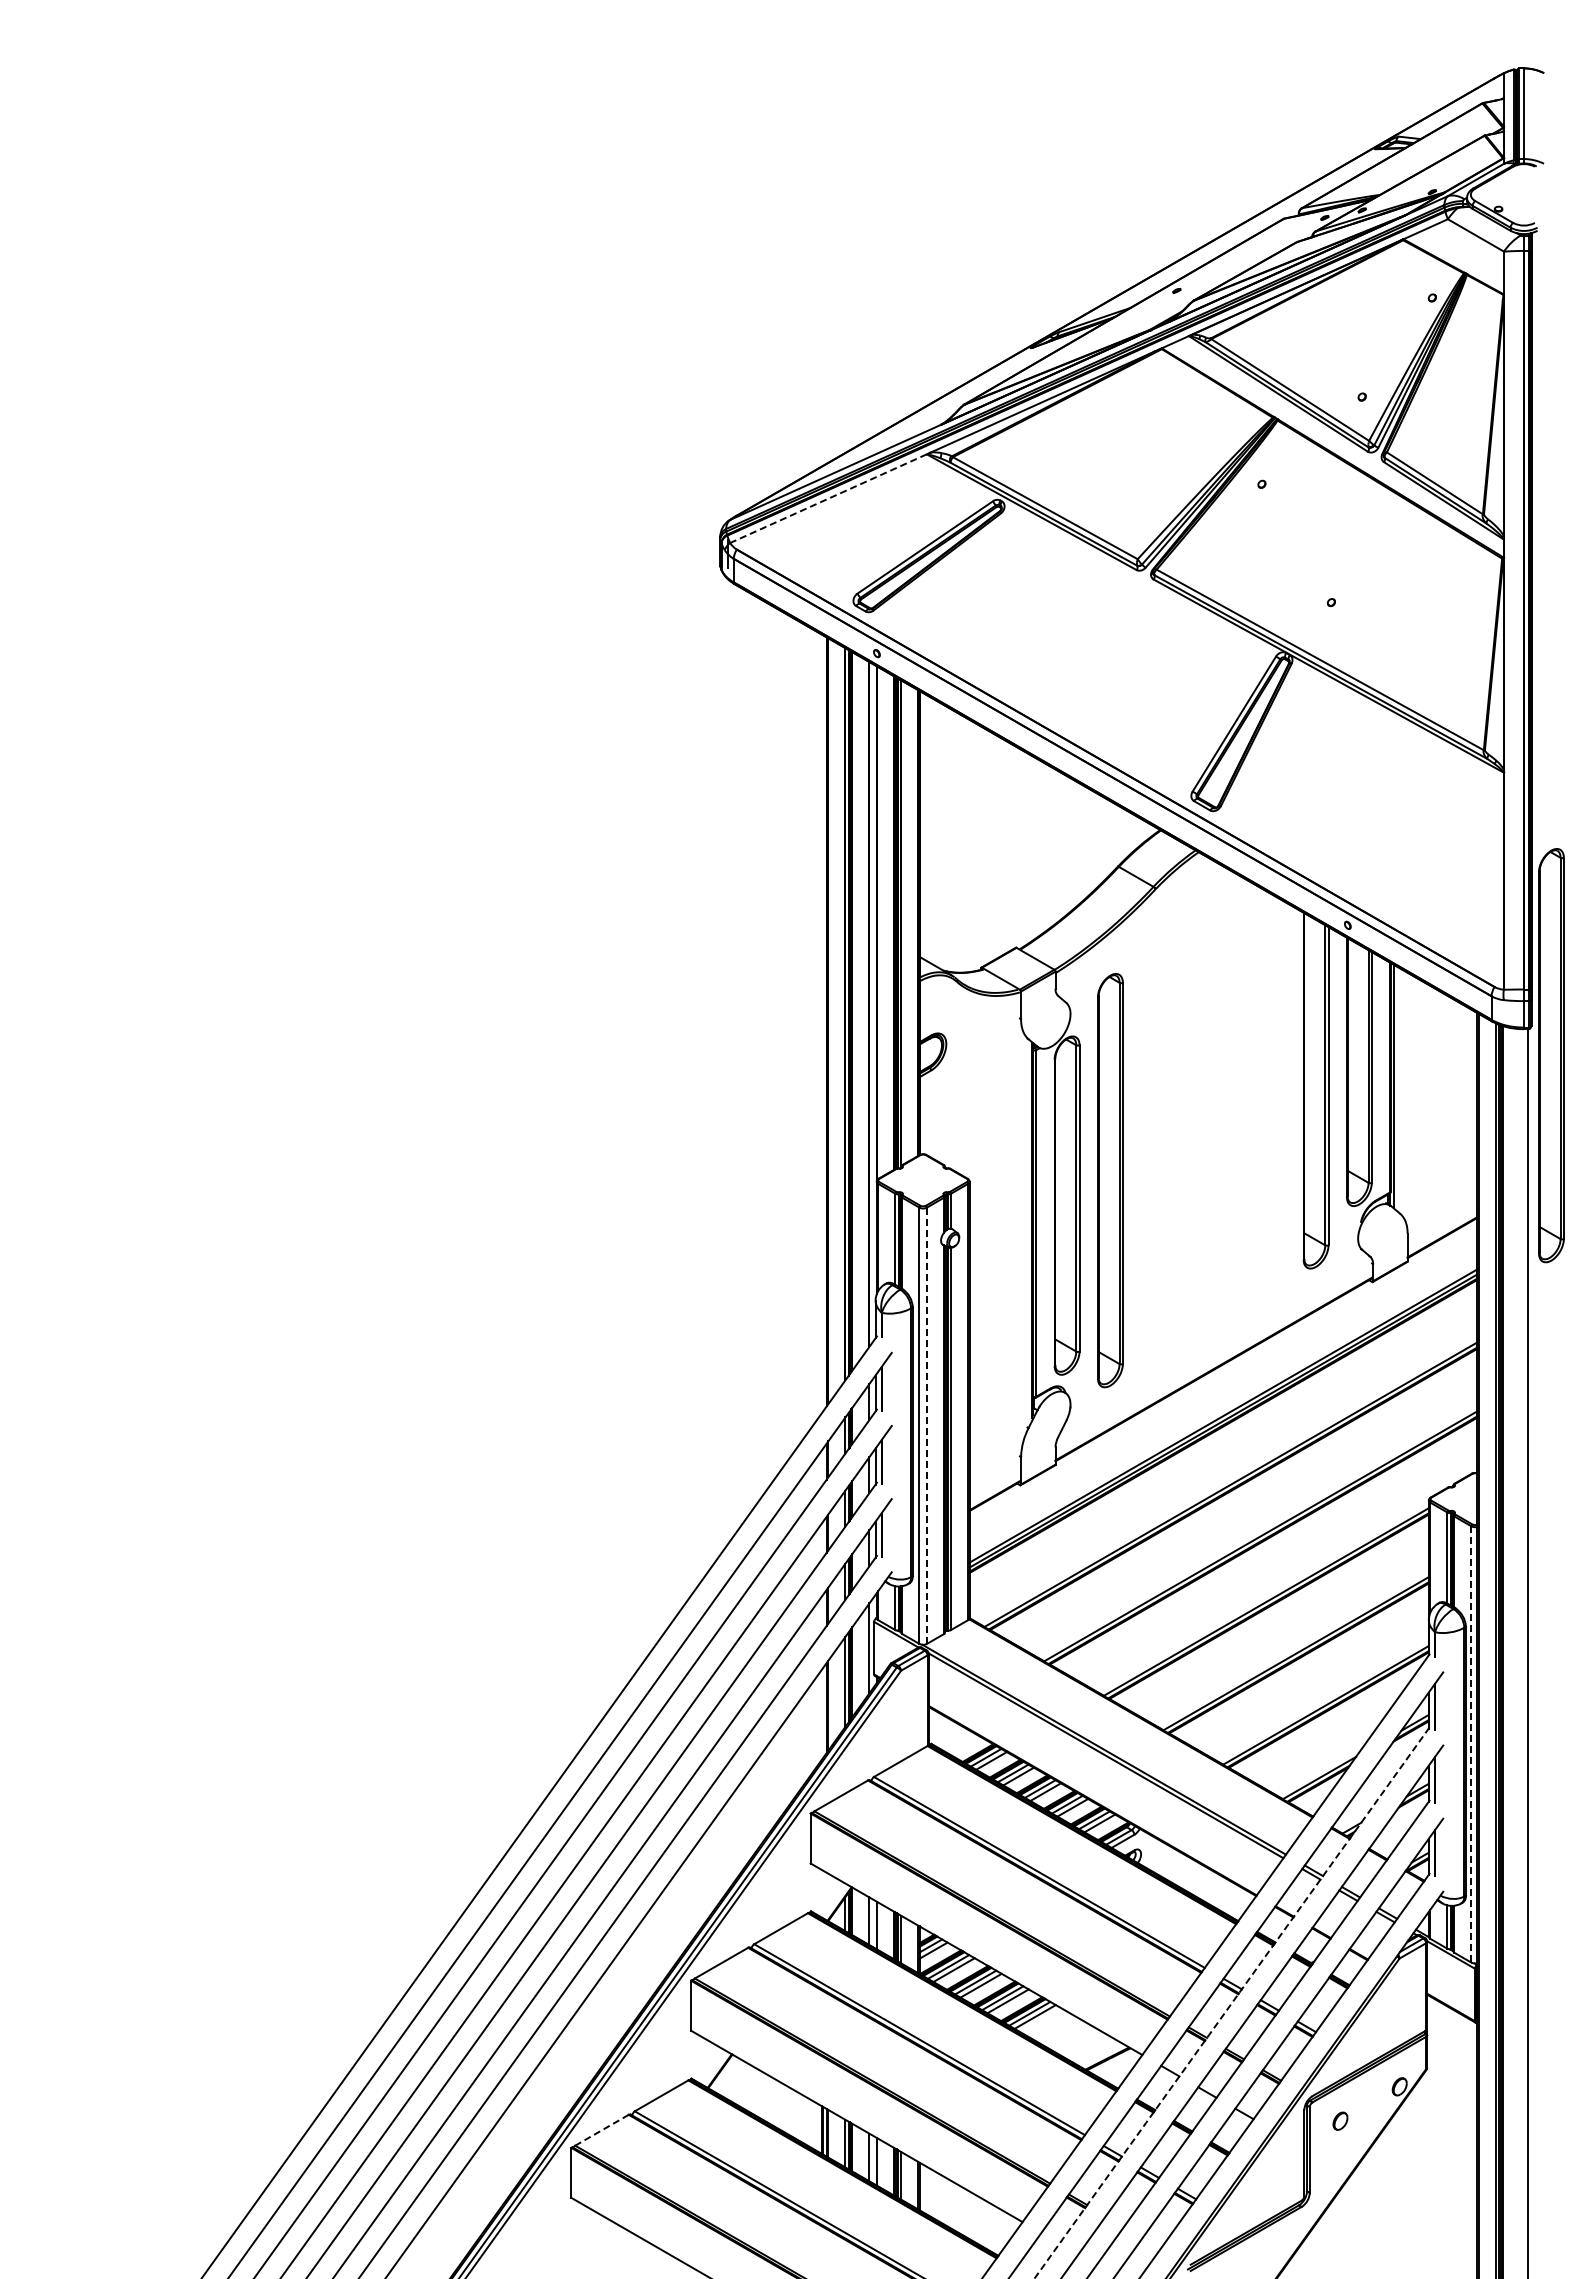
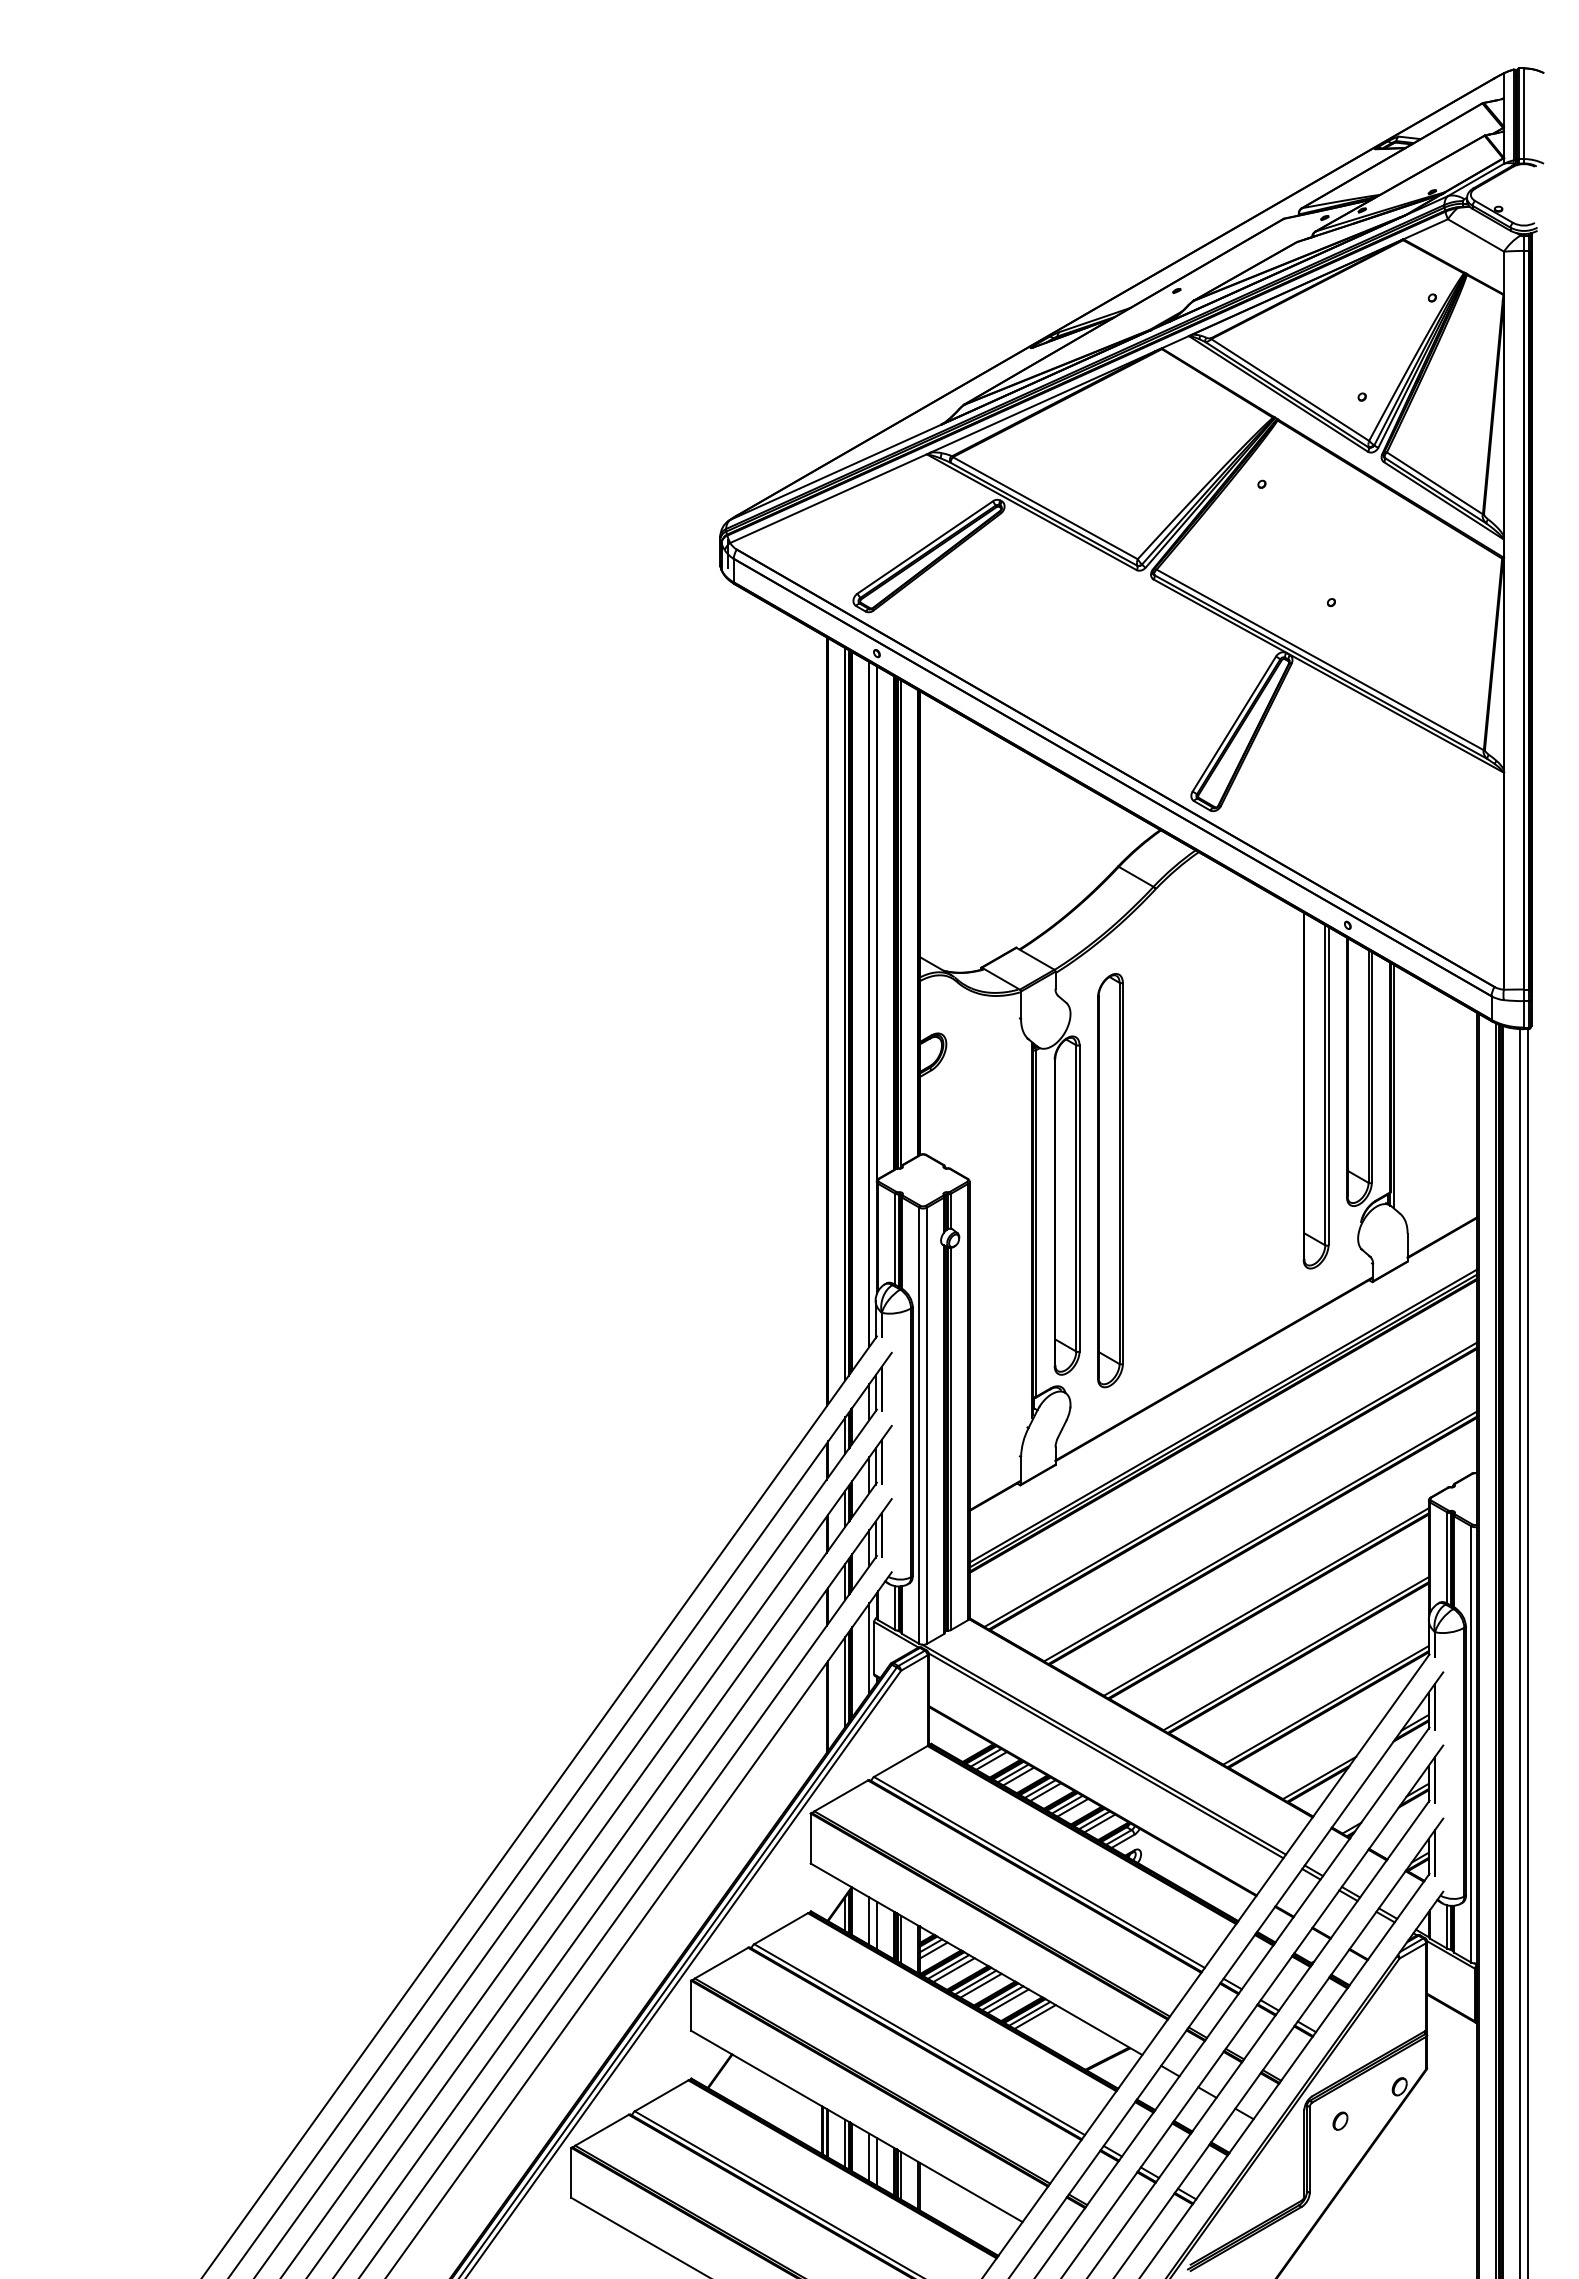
line: dashed -> solid (828, 498)
part: present -> none (1551, 1055)
line: dashed -> solid (926, 1426)
line: none -> present (1520, 1652)
line: dashed -> solid (1471, 1745)
line: dashed -> solid (1232, 2002)
line: dashed -> solid (602, 2130)
